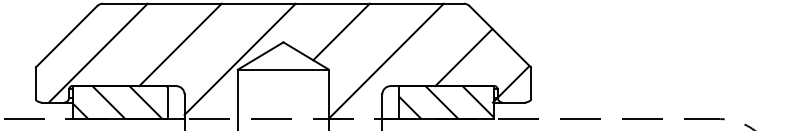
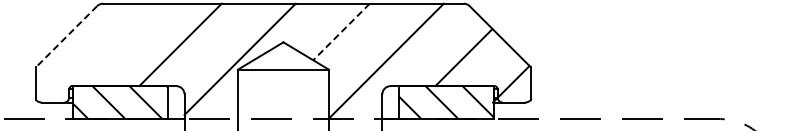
line: solid -> dashed (341, 31)
line: solid -> dashed (66, 36)
line: present -> none (97, 52)
